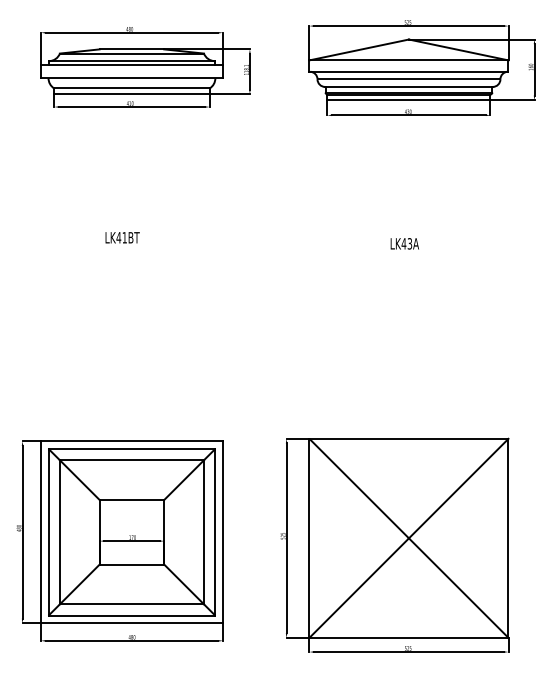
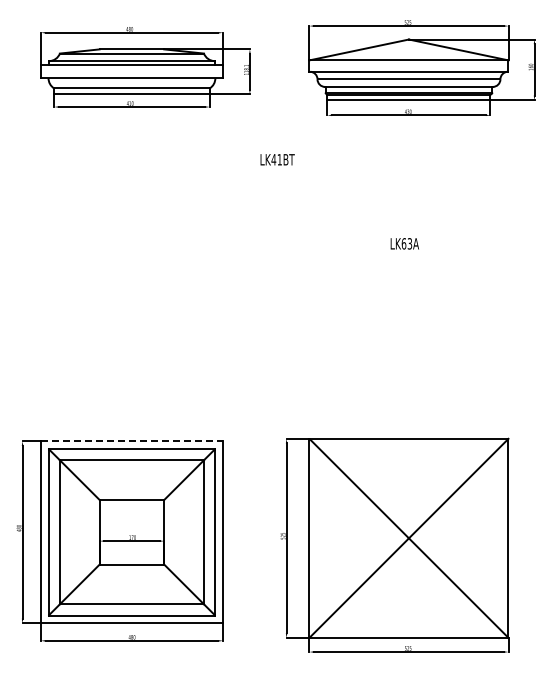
text position: (122, 237) -> (277, 159) (277, 159)
text: LK43A -> LK63A (403, 243)
line: solid -> dashed (131, 441)
